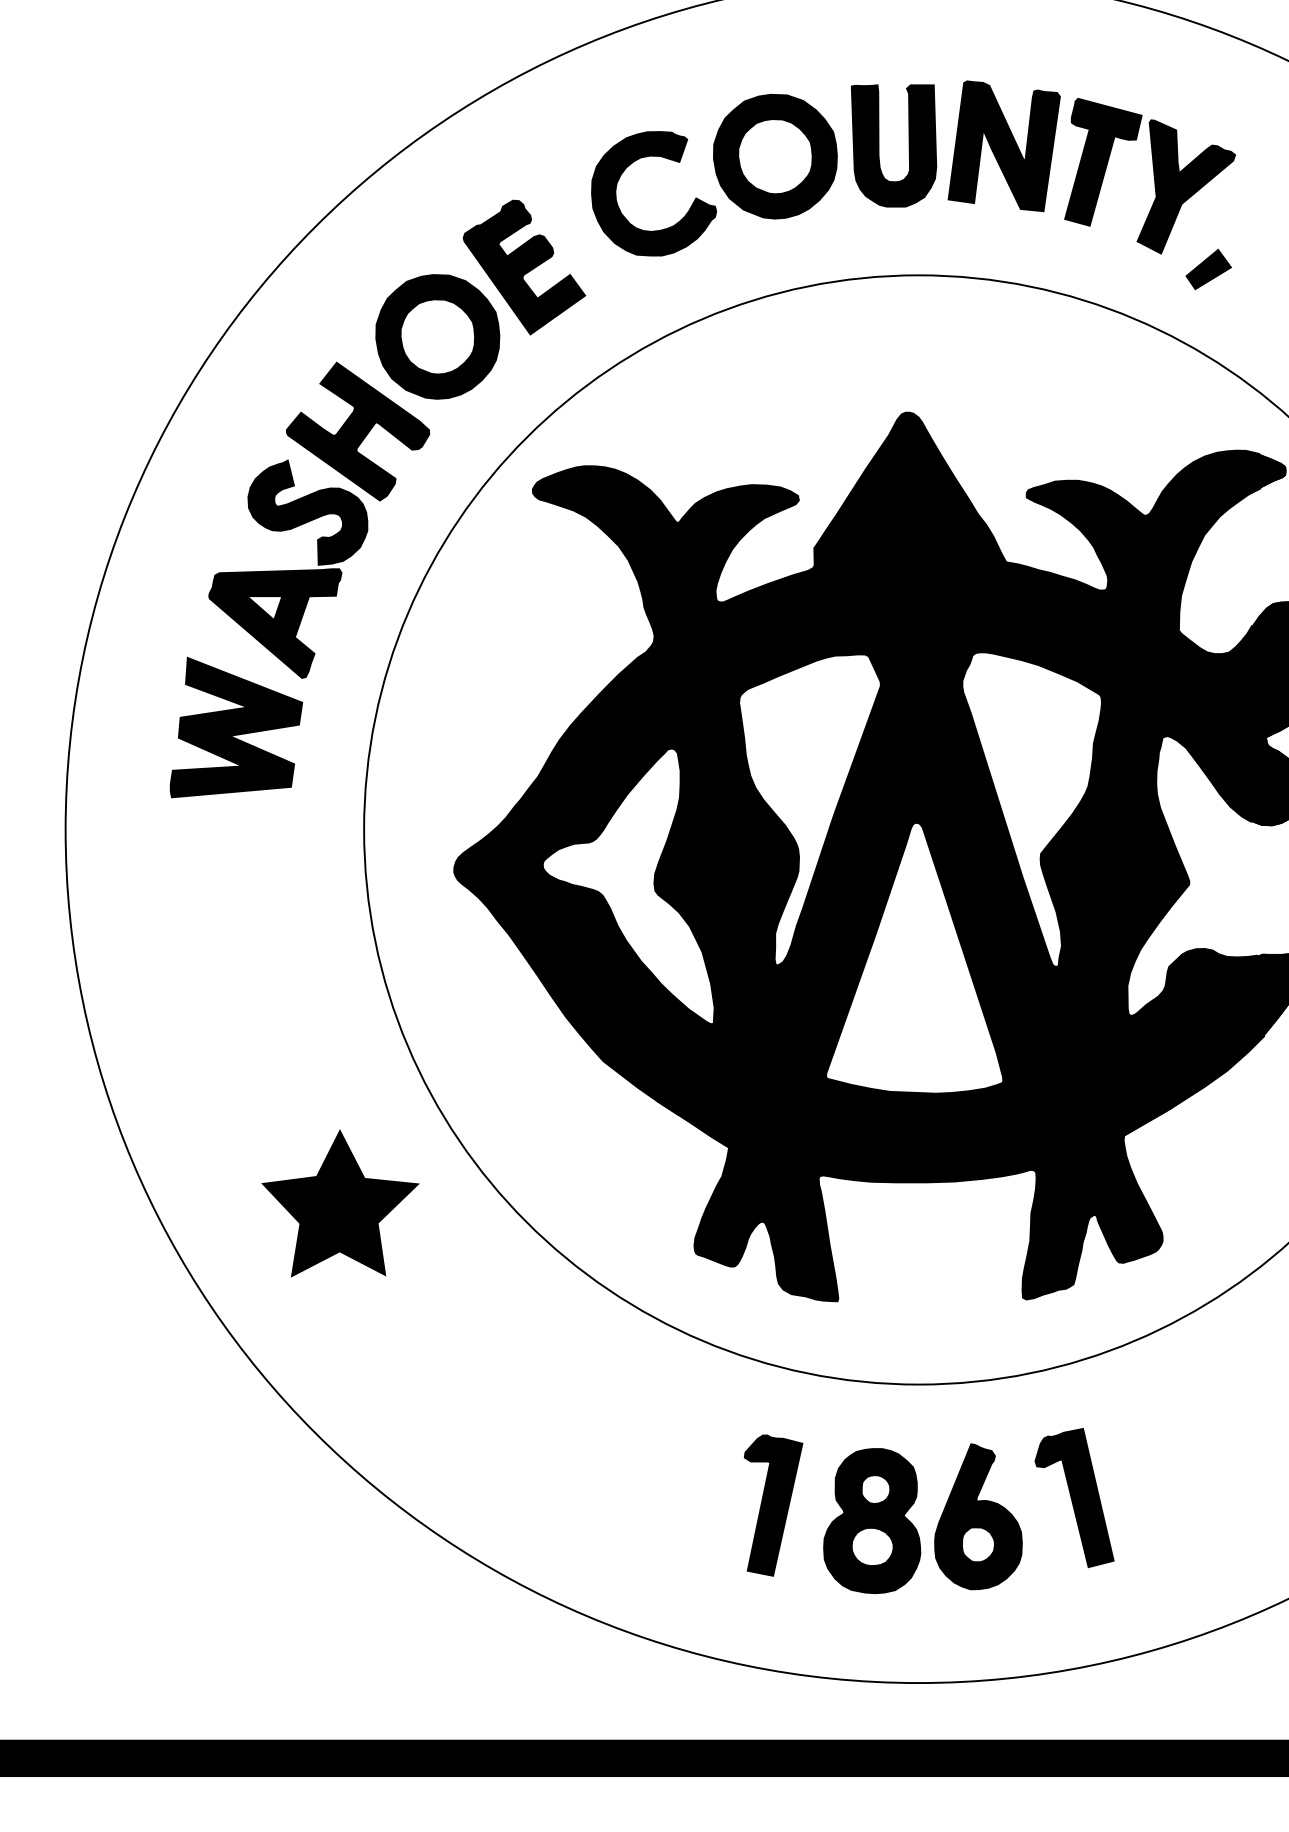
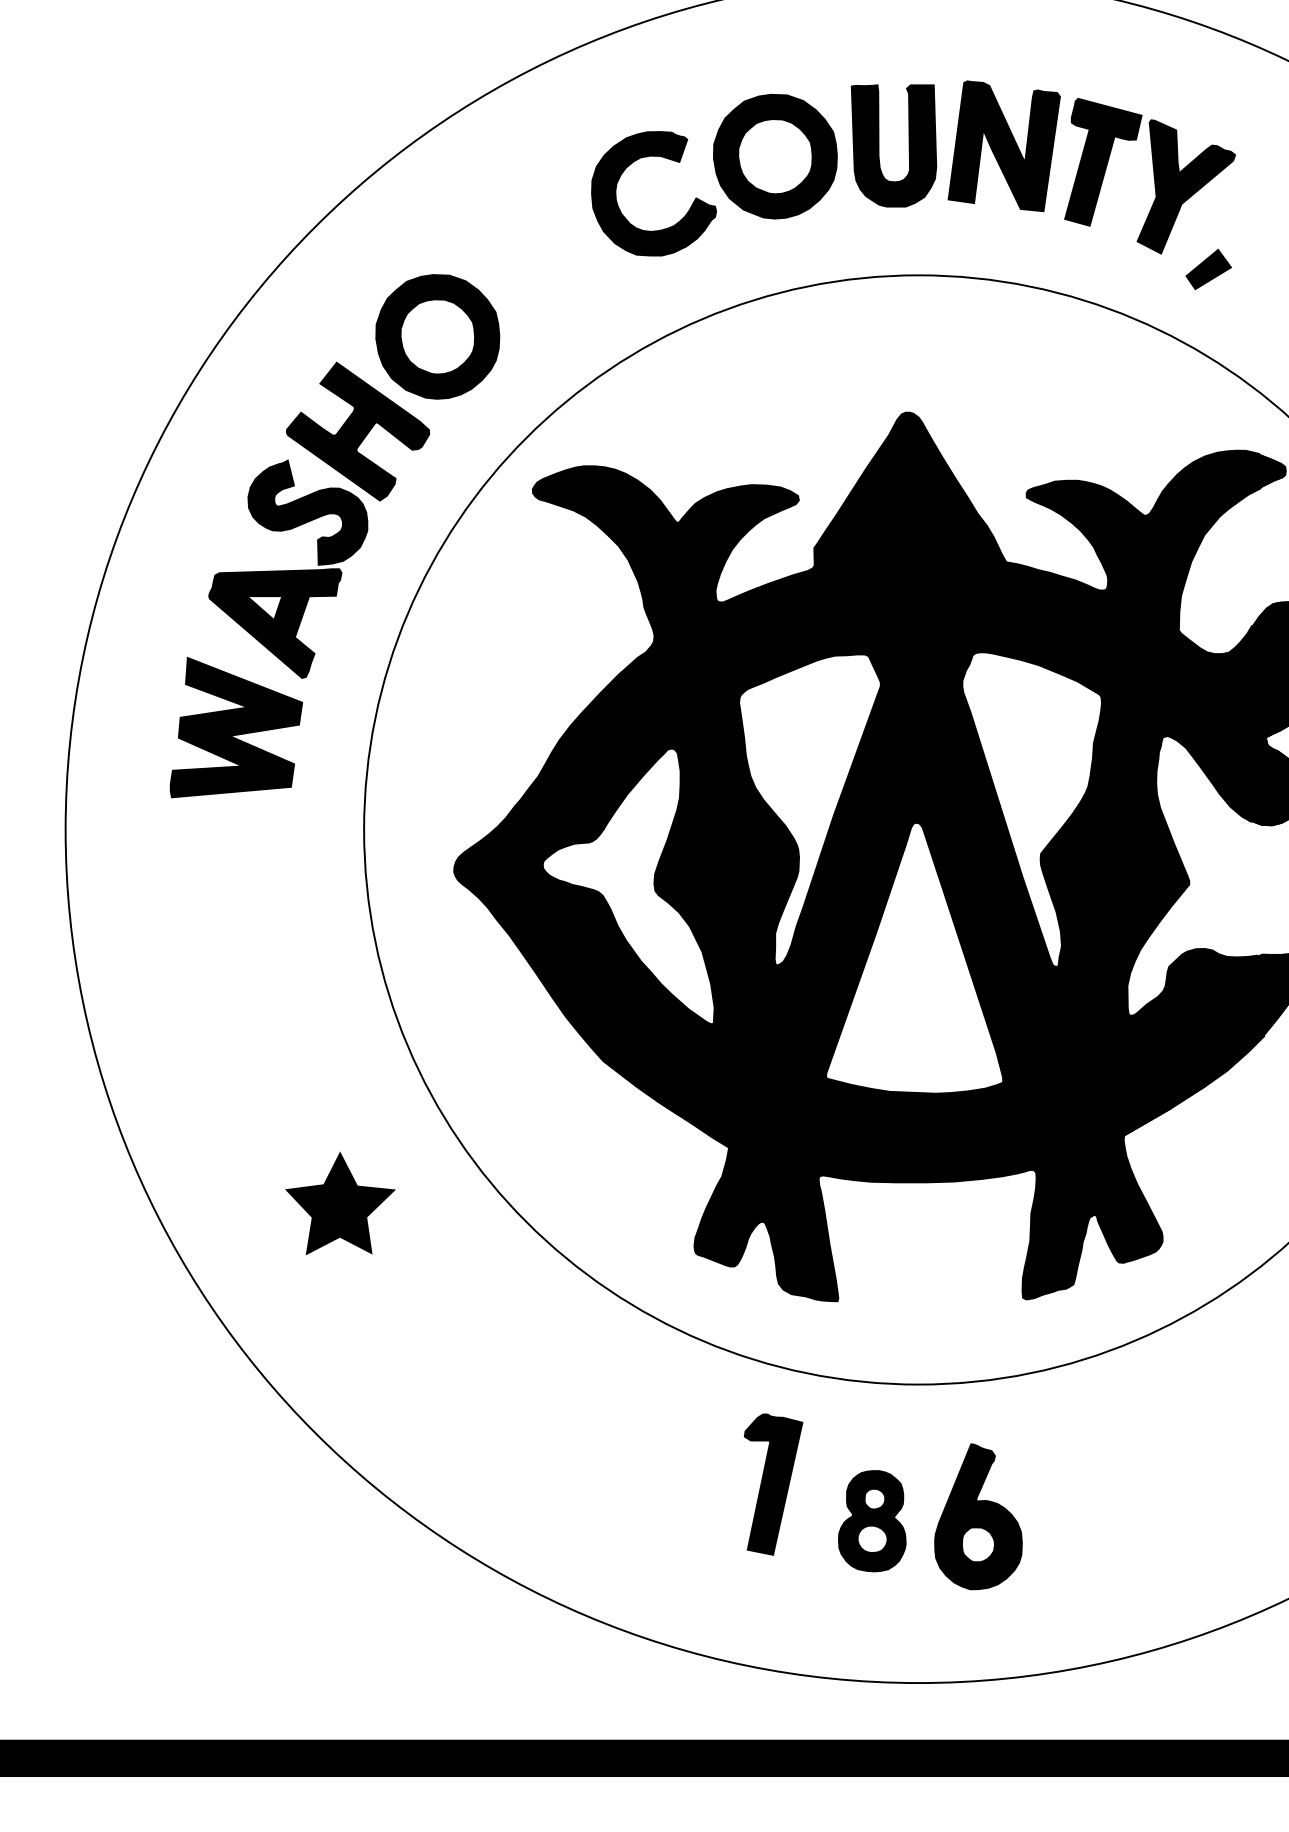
part: present -> none (524, 267)
part size: 159x149 px -> 111x104 px (340, 1202)
part: present -> none (1074, 1498)
part position: (773, 1505) -> (773, 1484) (773, 1484)
part size: 99x147 px -> 69x103 px (872, 1521)
